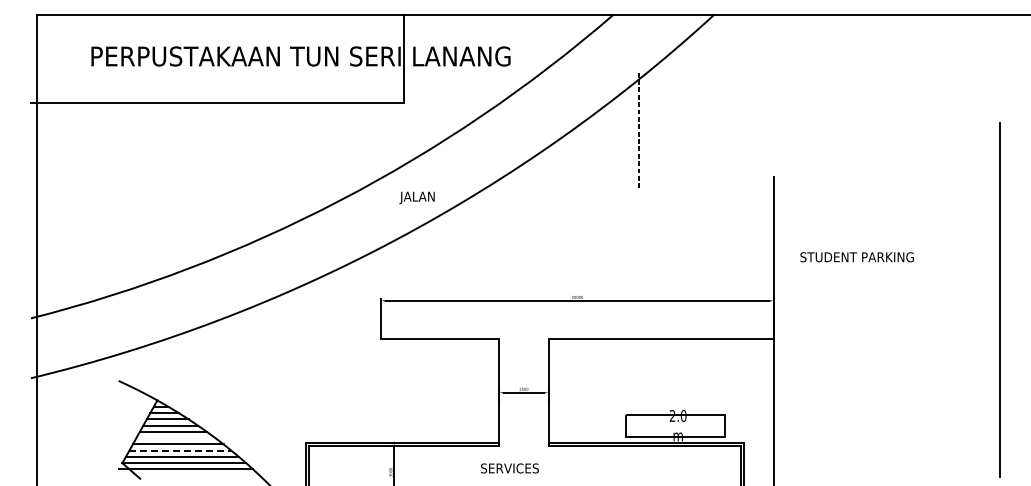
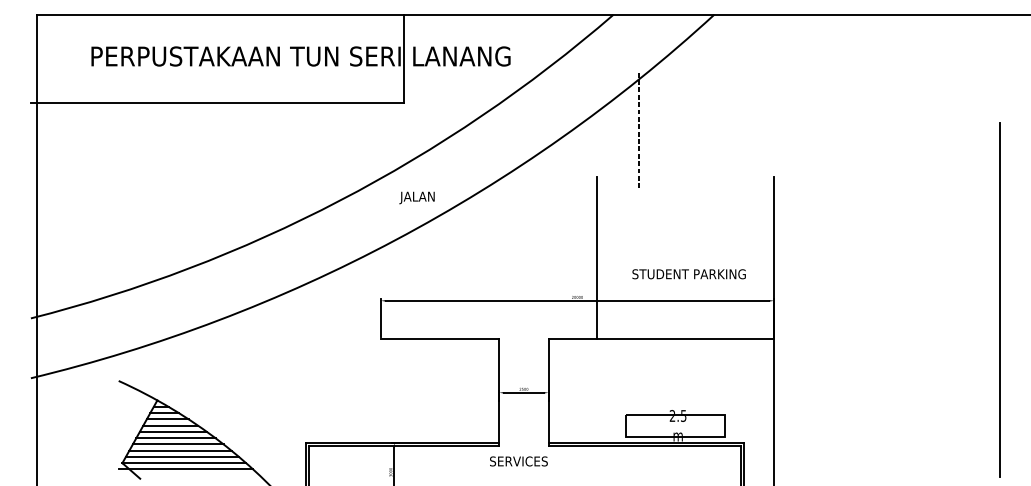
line: none -> present (597, 257)
text position: (856, 257) -> (688, 274) (688, 274)
text: 2.0 -> 2.5 (683, 415)
line: none -> present (175, 438)
line: dashed -> solid (180, 450)
text position: (509, 468) -> (518, 461) (518, 461)
